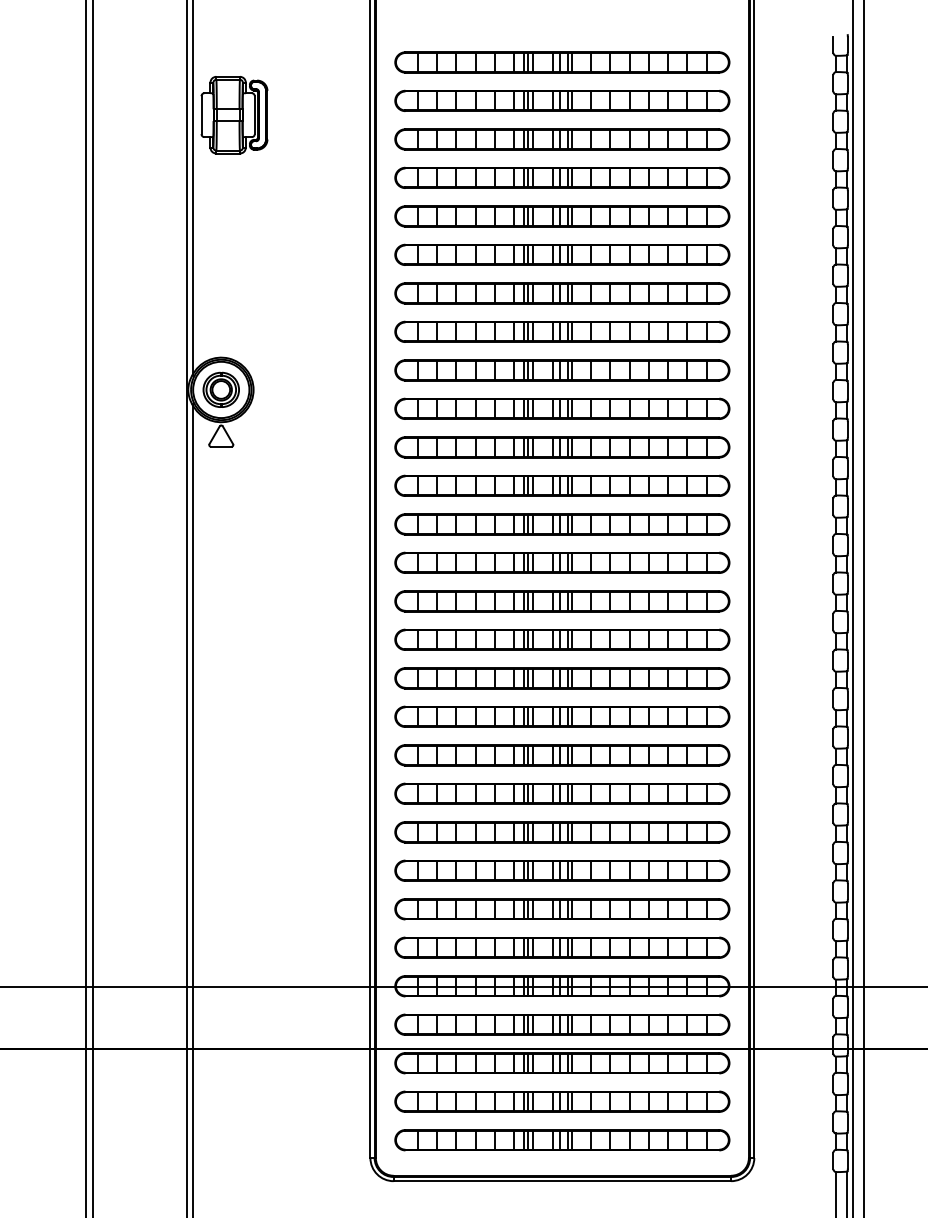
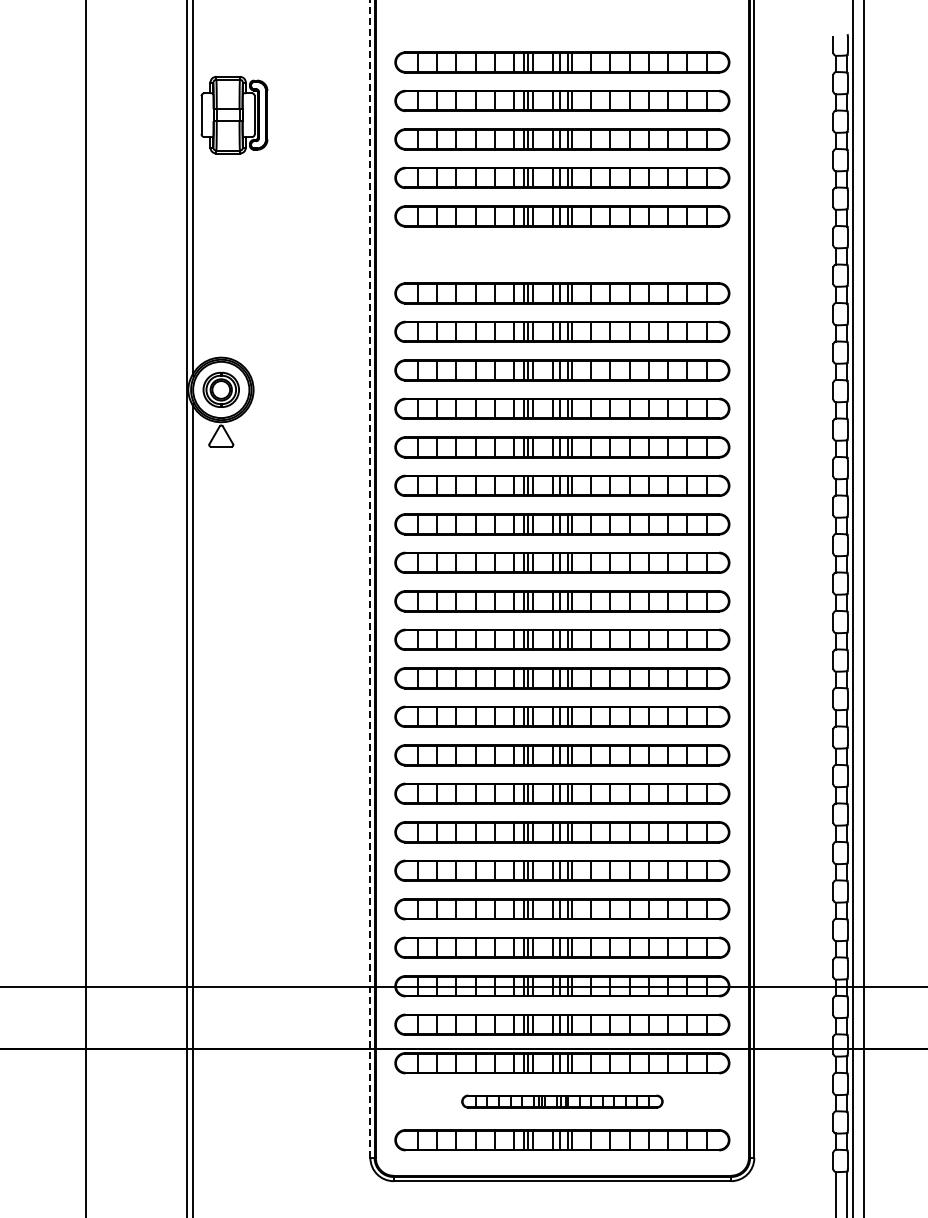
part: present -> none (562, 254)
line: solid -> dashed (370, 579)
line: present -> none (92, 608)
part size: 337x23 px -> 203x15 px (562, 1101)
